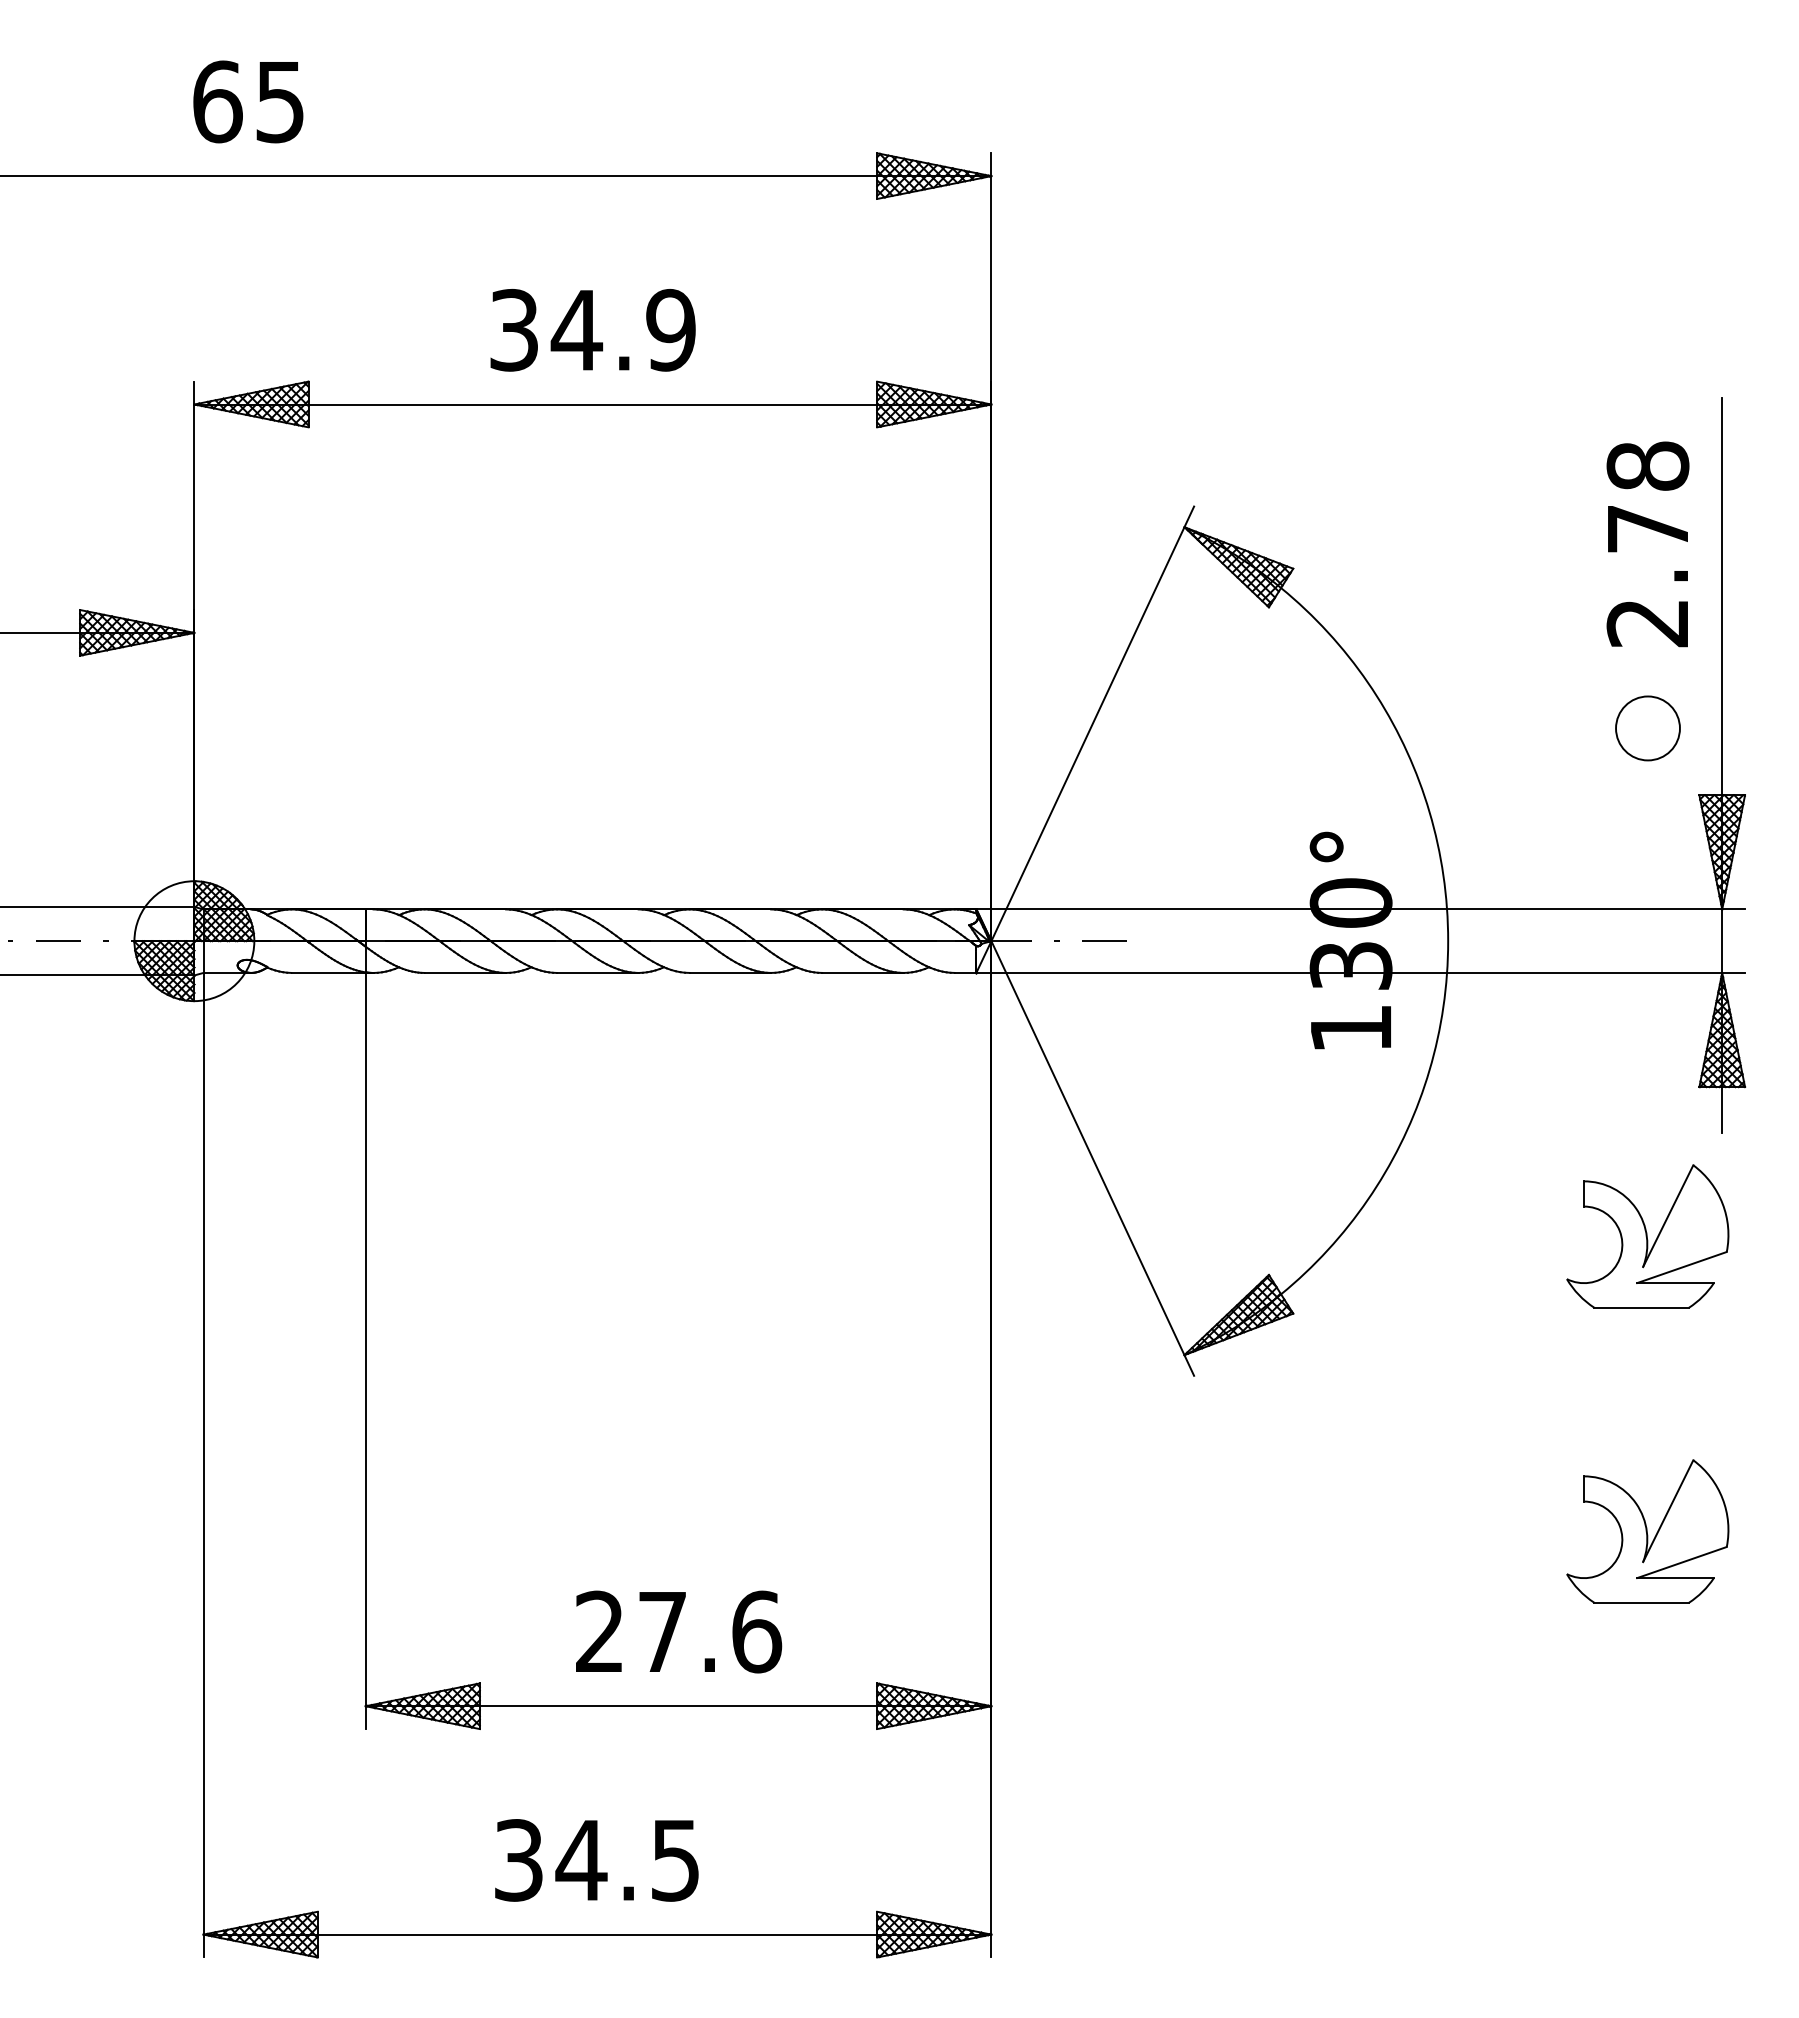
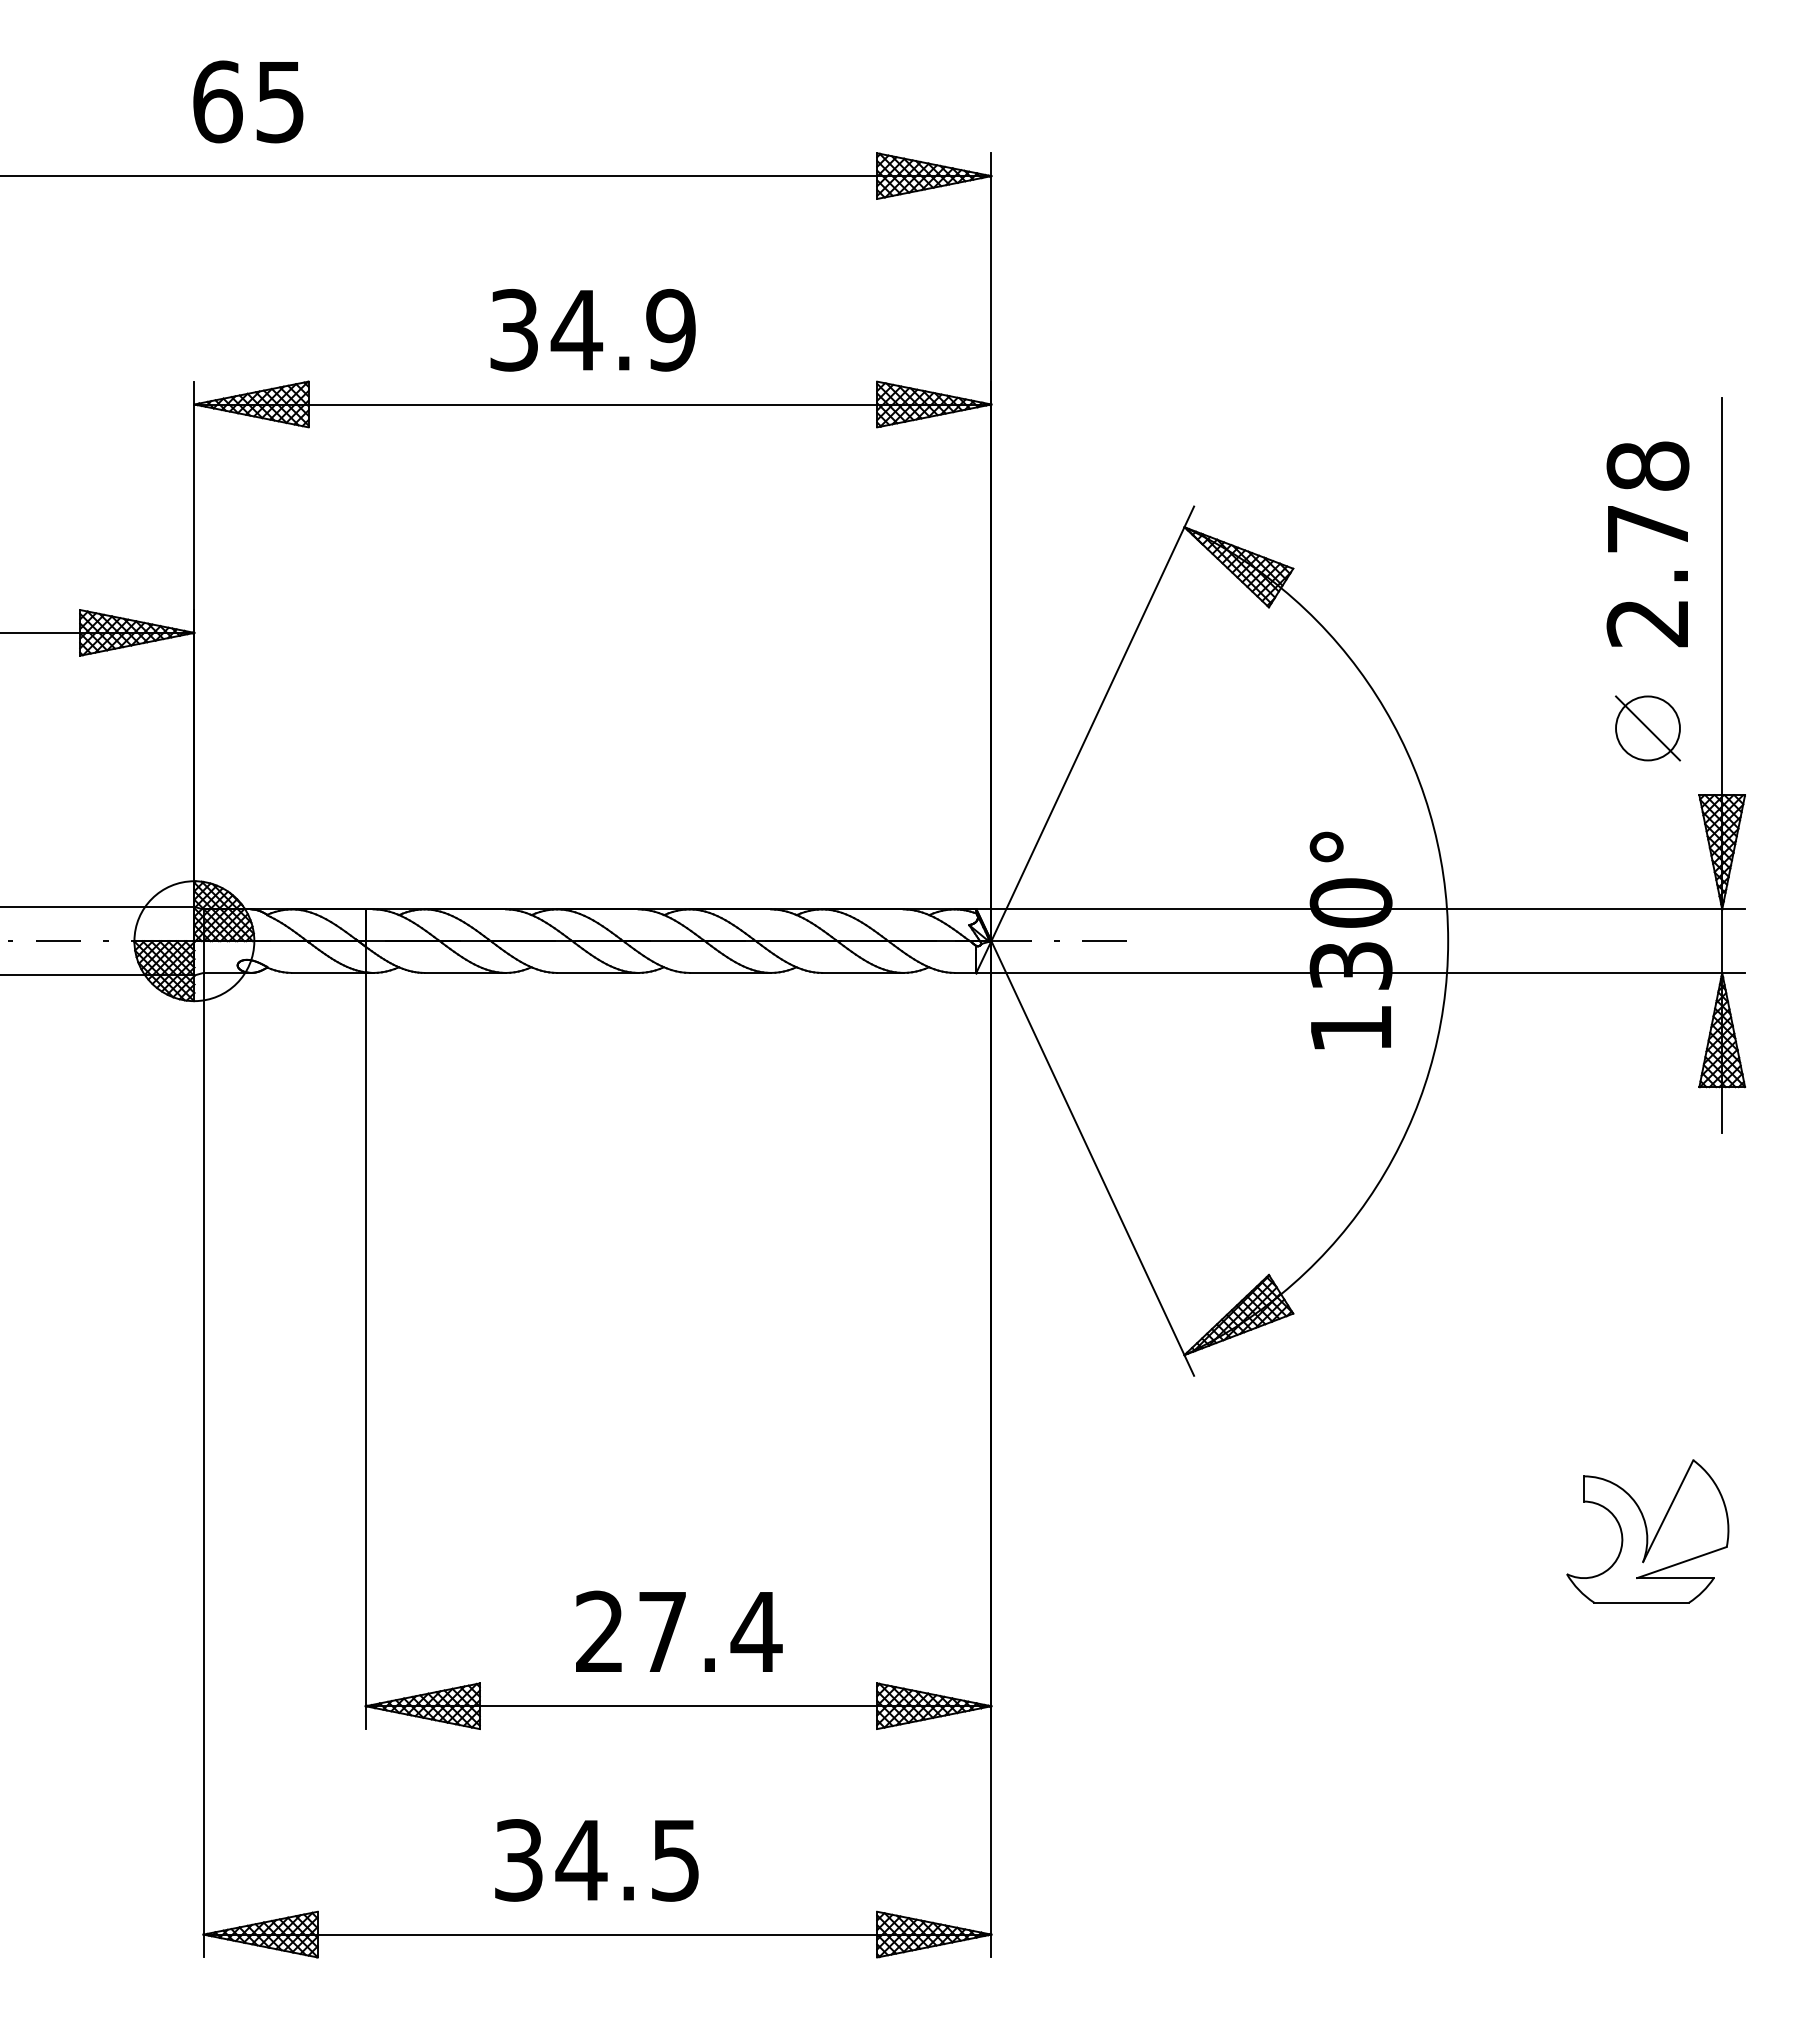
line: none -> present (1647, 728)
part: present -> none (1647, 1236)
text: 27.6 -> 27.4 (756, 1631)
